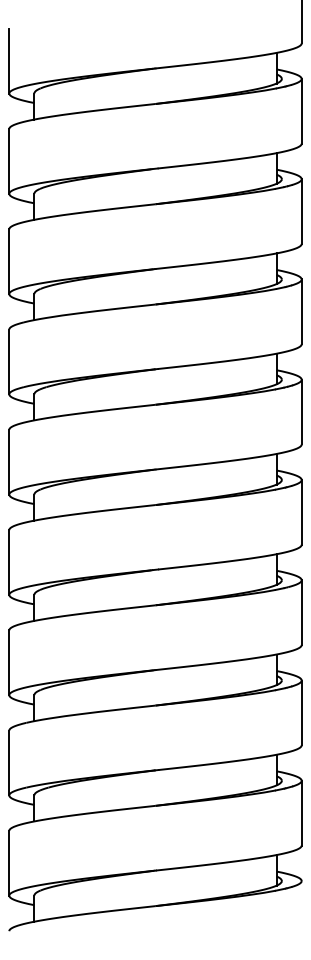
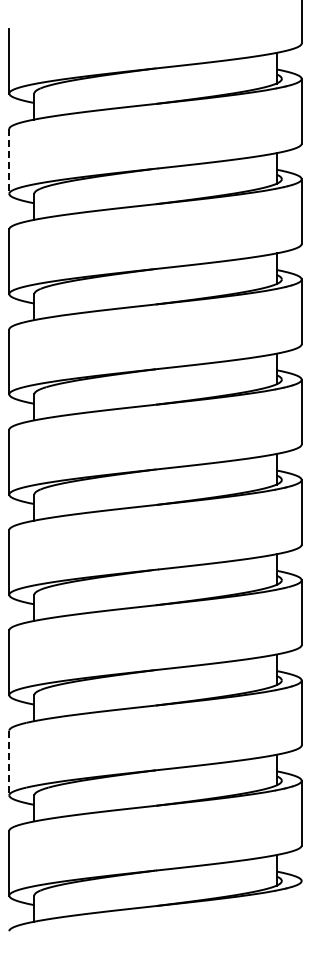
line: solid -> dashed (9, 161)
line: solid -> dashed (9, 763)
